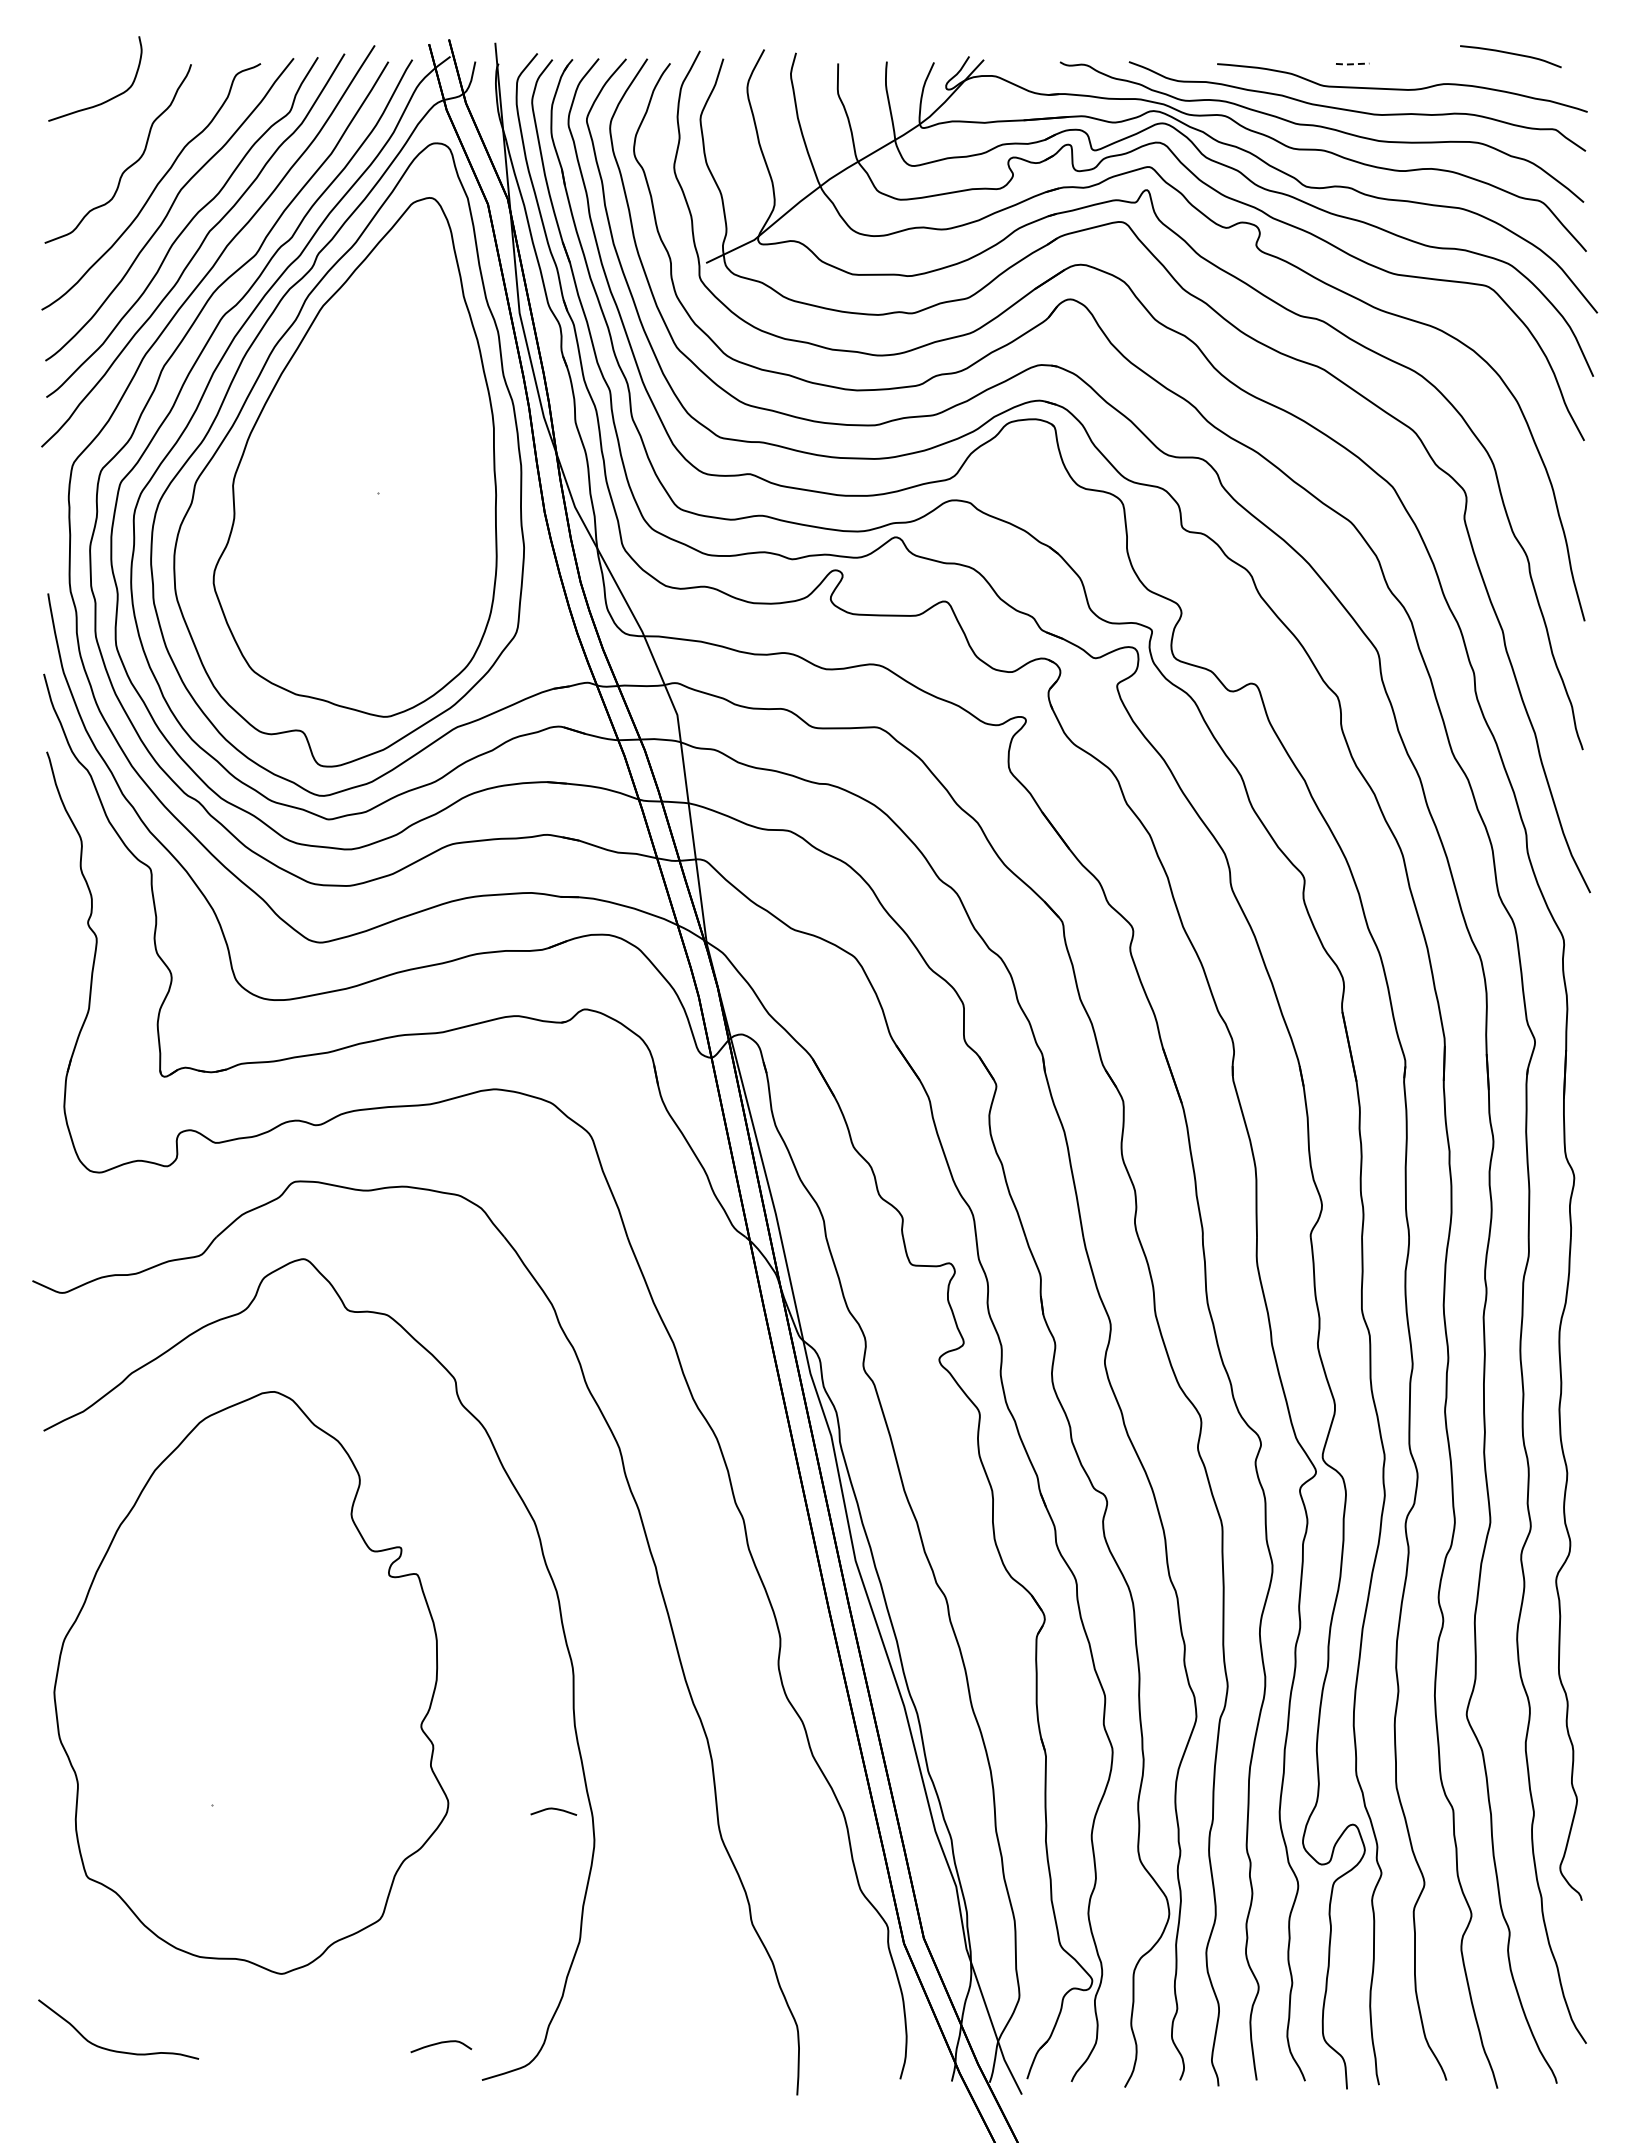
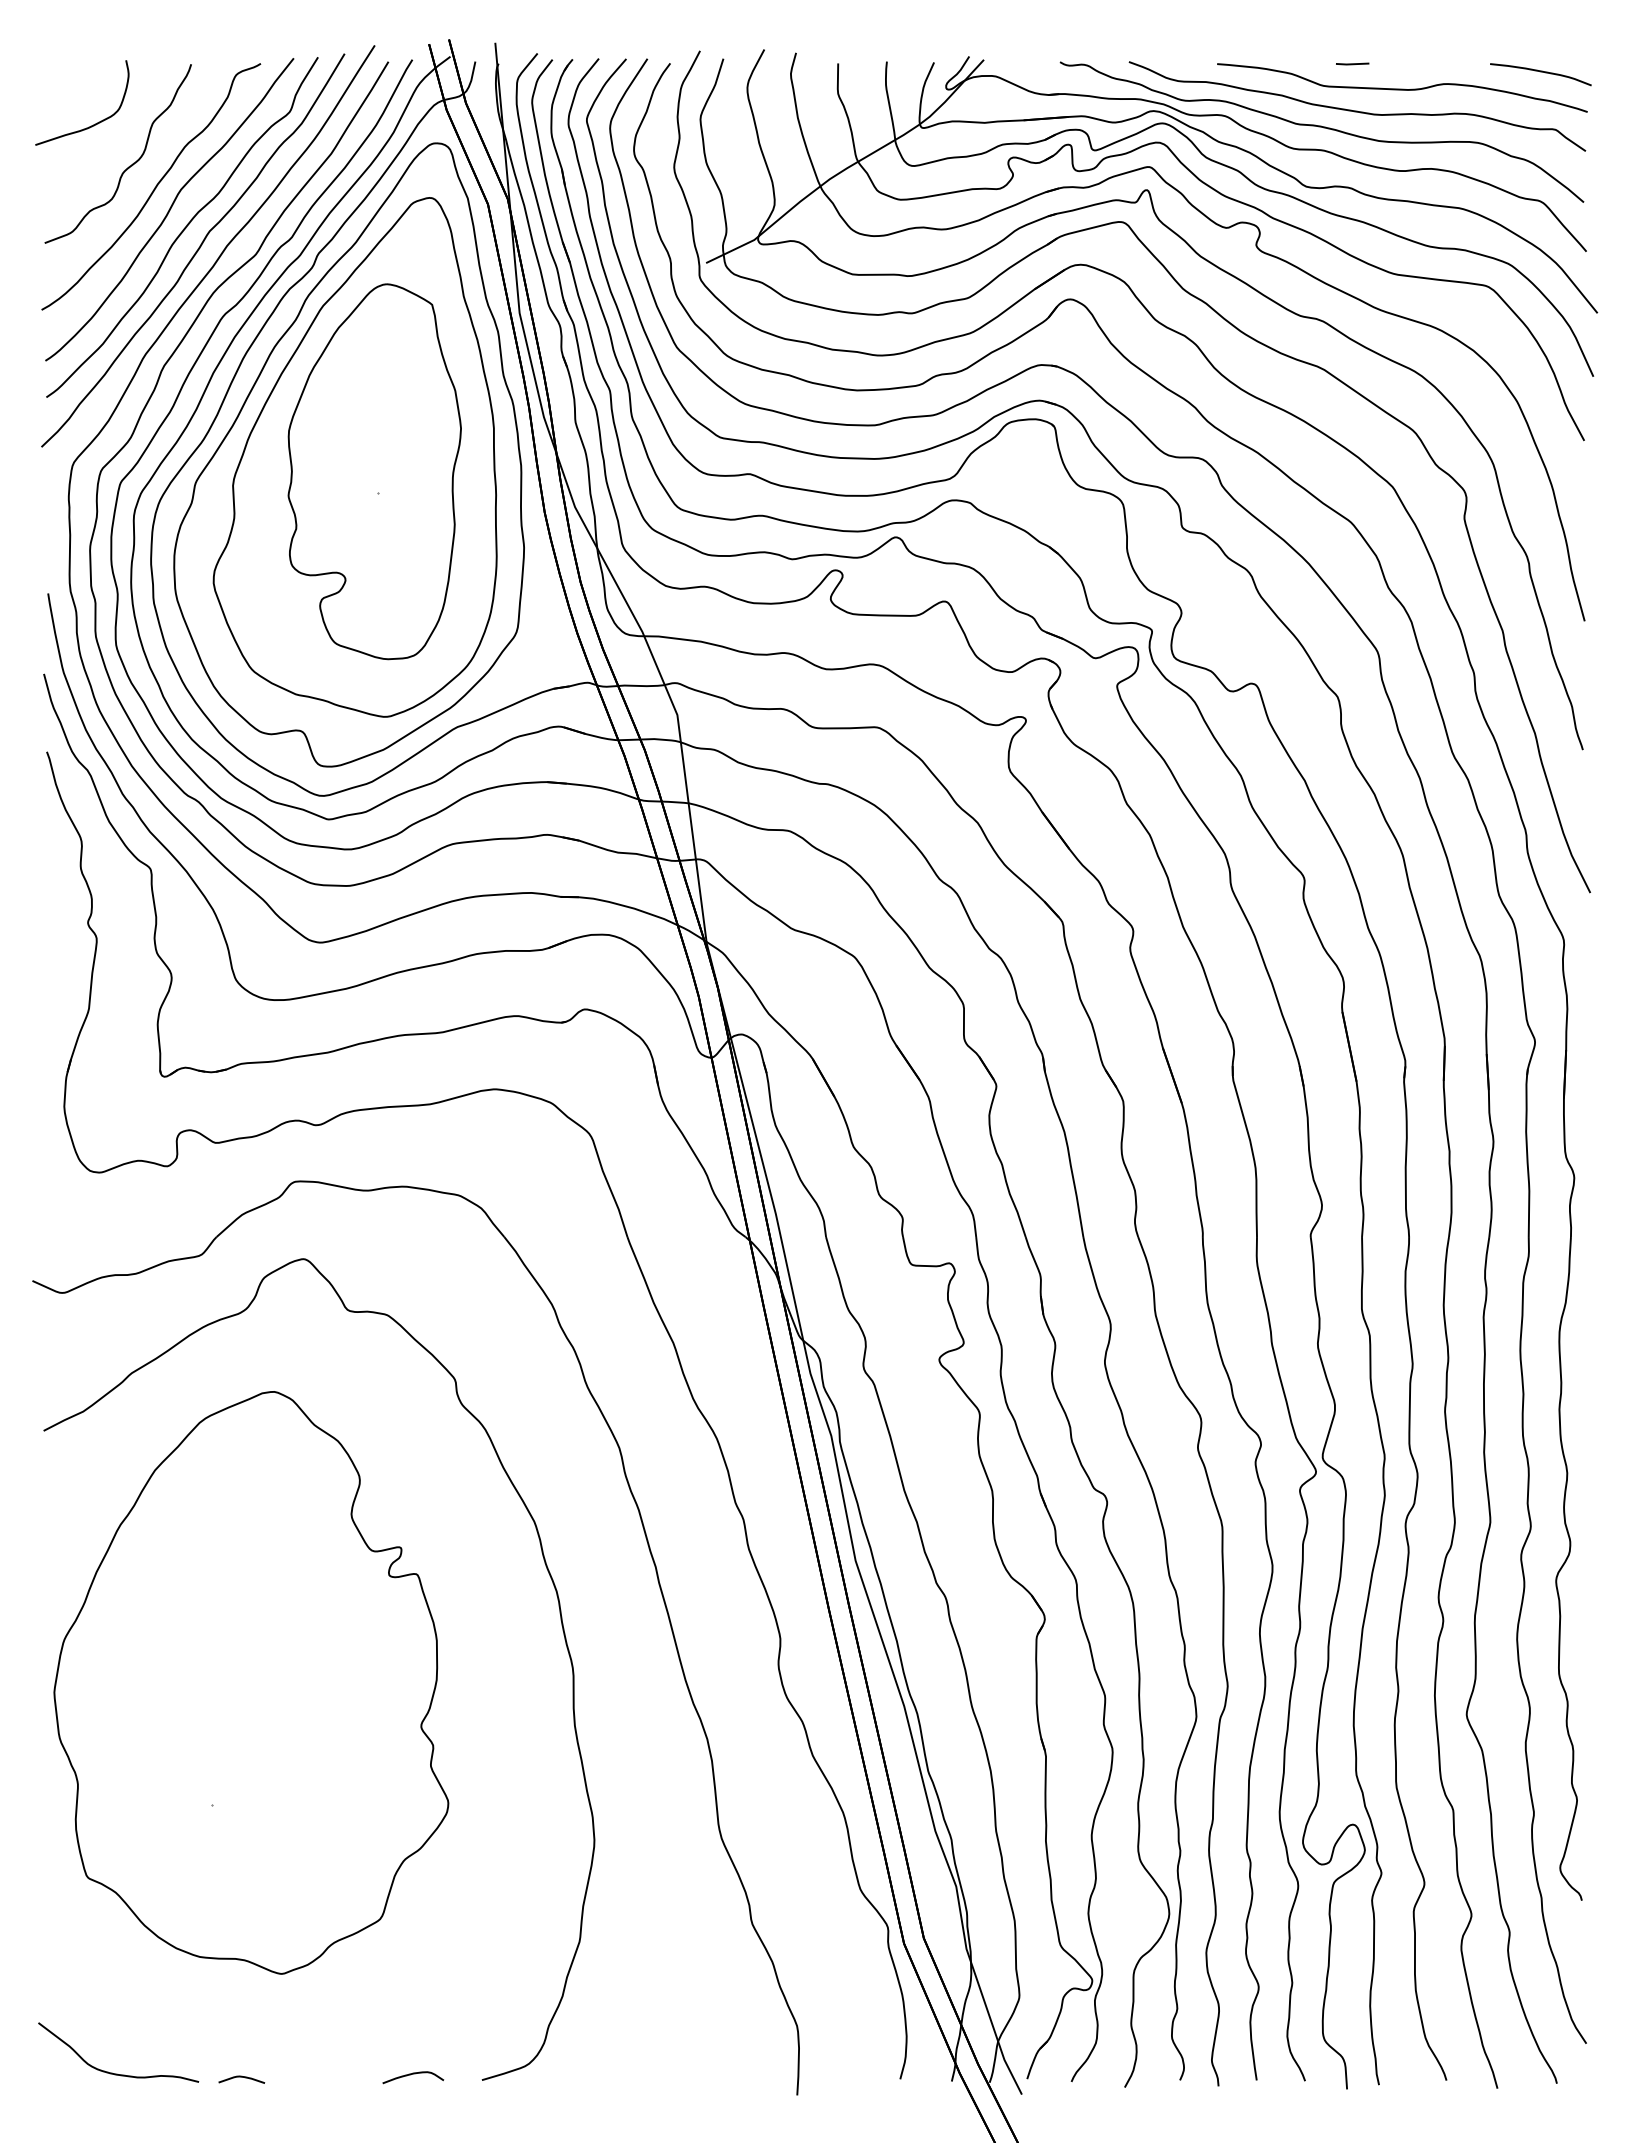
curve position: (1510, 54) -> (1540, 72) (1540, 72)
line: dashed -> solid (1352, 64)
curve position: (106, 100) -> (93, 124) (93, 124)
part: none -> present (374, 471)
curve position: (553, 1809) -> (241, 2077) (241, 2077)
curve position: (441, 2043) -> (413, 2074) (413, 2074)
curve position: (112, 2049) -> (112, 2072) (112, 2072)
